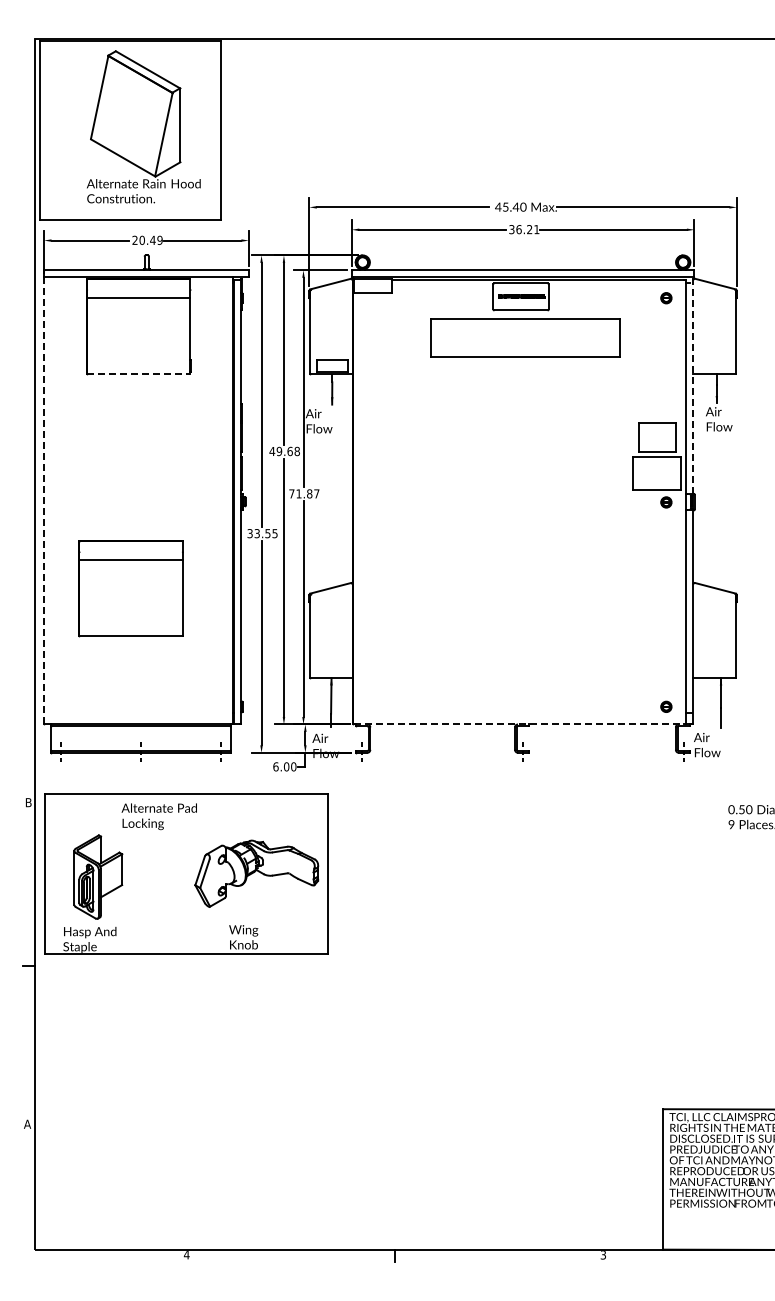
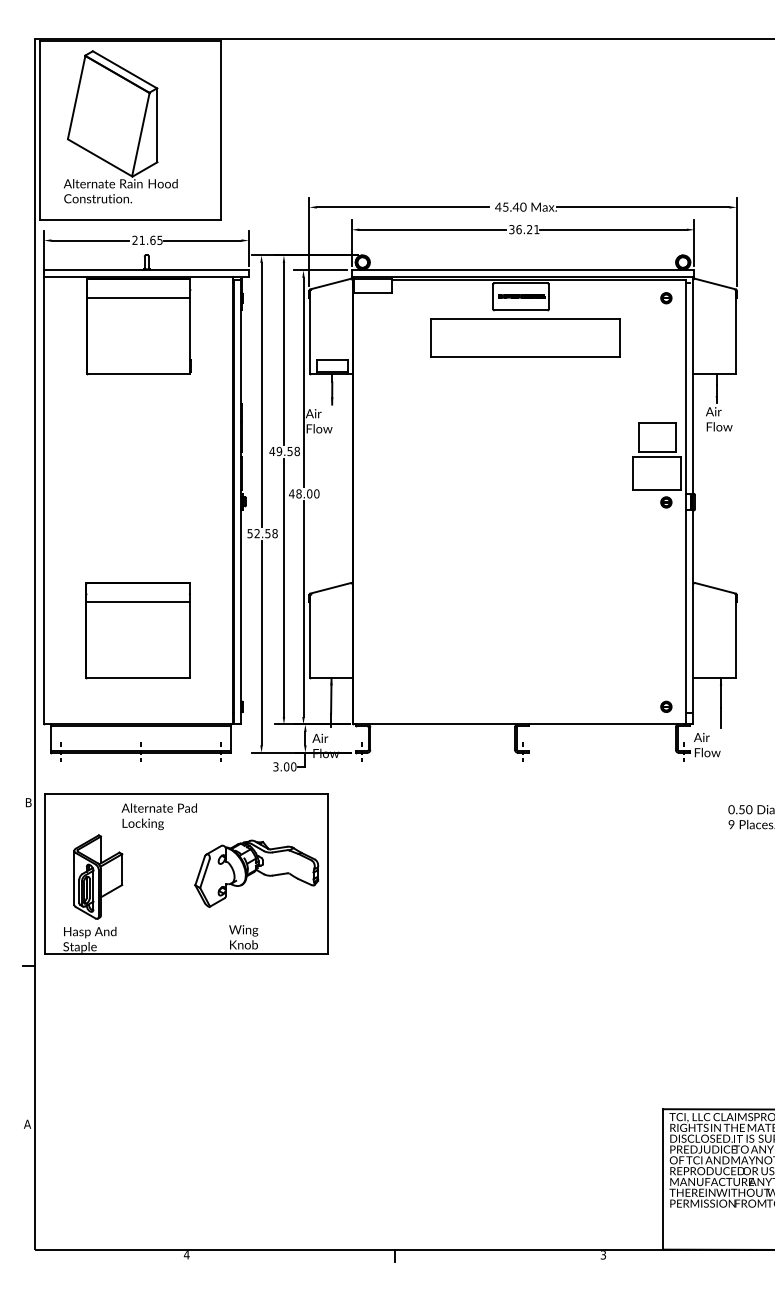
part position: (143, 126) -> (120, 126) (120, 126)
text: 20.49 -> 21.65 (150, 239)
line: dashed -> solid (138, 373)
line: dashed -> solid (693, 385)
text: 49.68 -> 49.58 (289, 451)
text: 71.87 -> 48.00 (304, 493)
line: dashed -> solid (44, 501)
text: 33.55 -> 52.58 (262, 533)
part position: (130, 588) -> (137, 630) (137, 630)
line: dashed -> solid (519, 724)
text: 6.00 -> 3.00 (275, 766)
